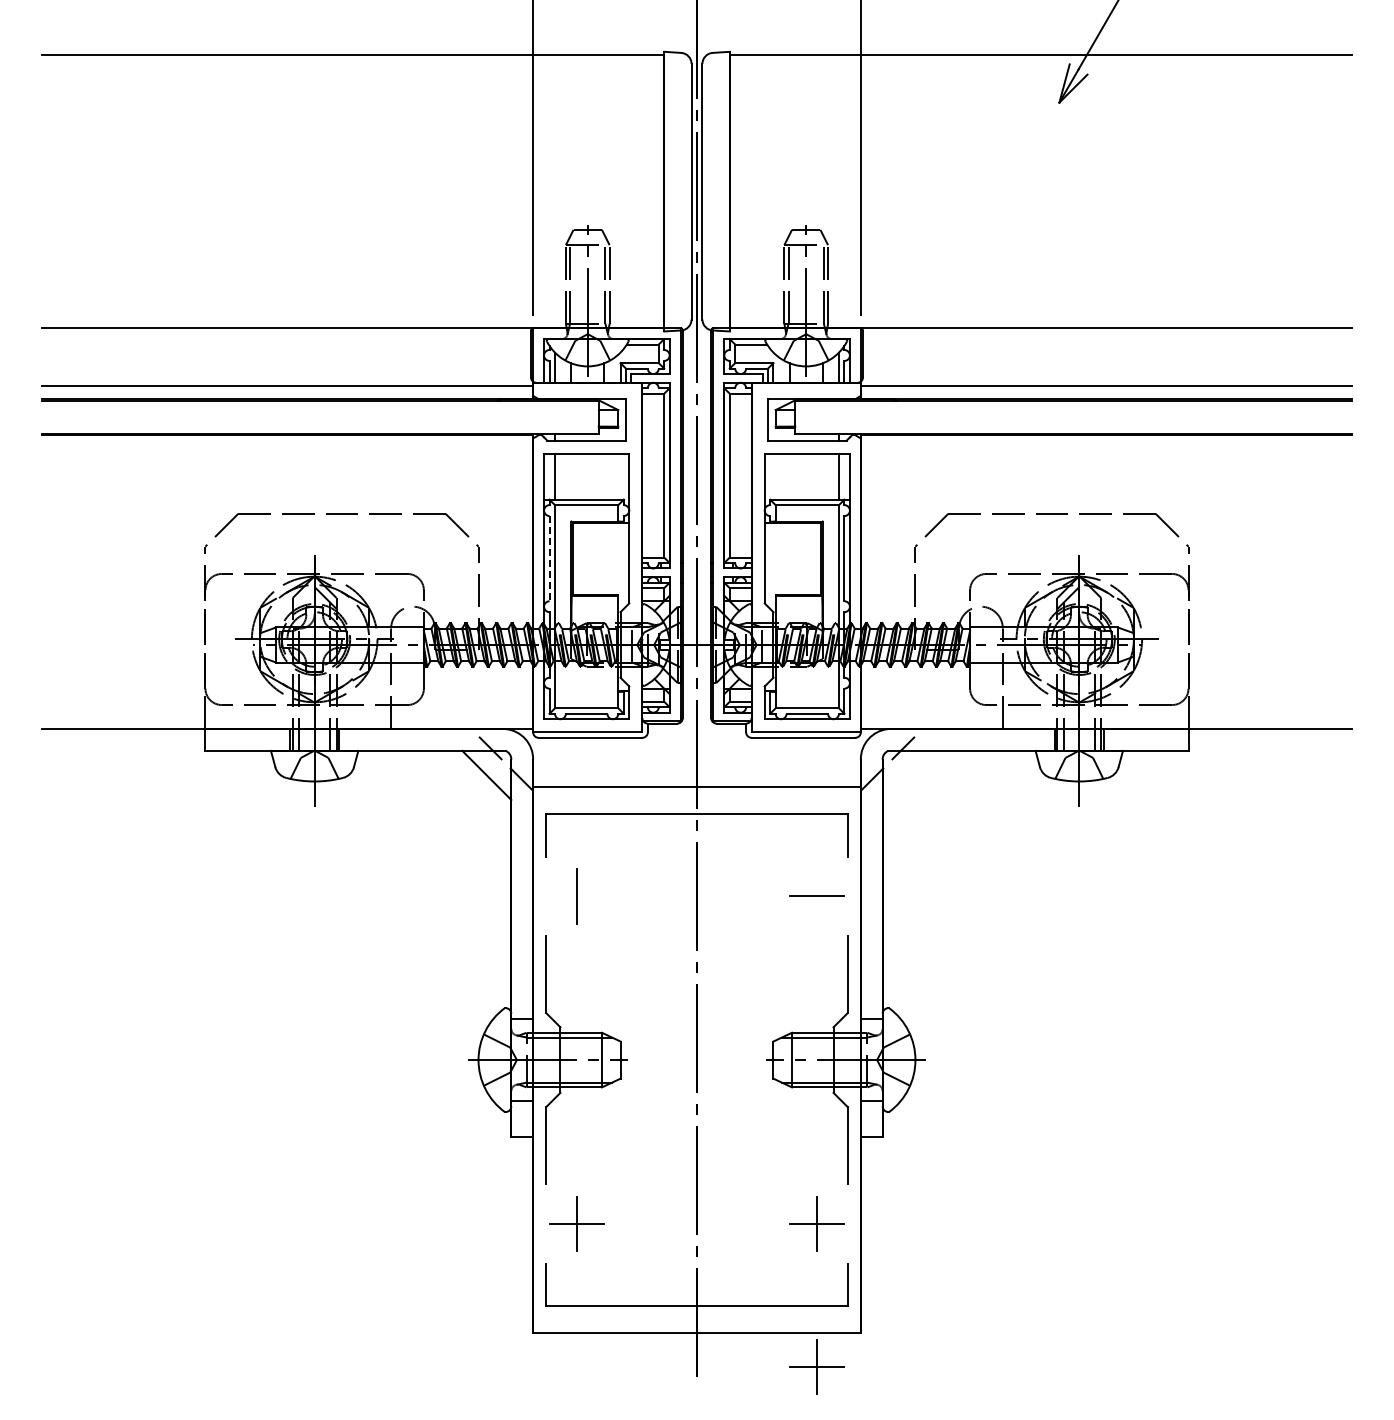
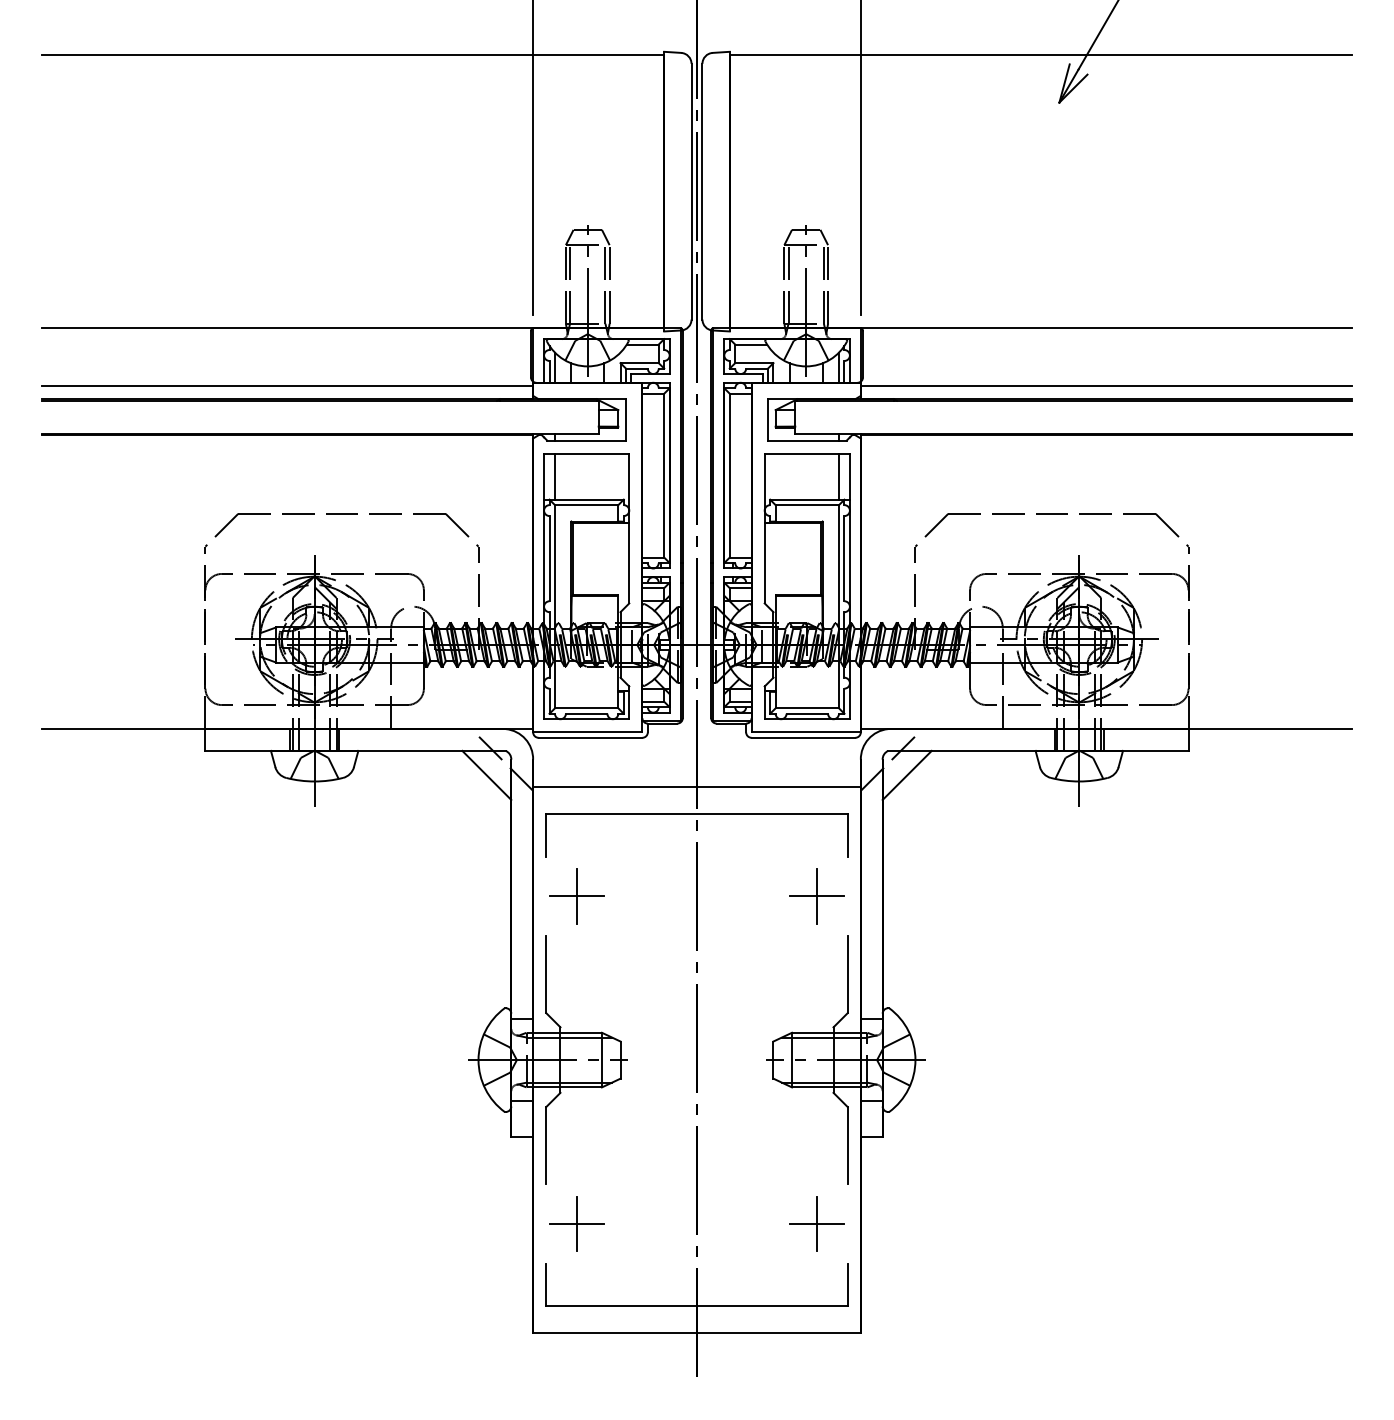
line: dashed -> solid (549, 558)
line: none -> present (906, 774)
line: none -> present (817, 895)
line: none -> present (576, 896)
part: present -> none (816, 1366)
